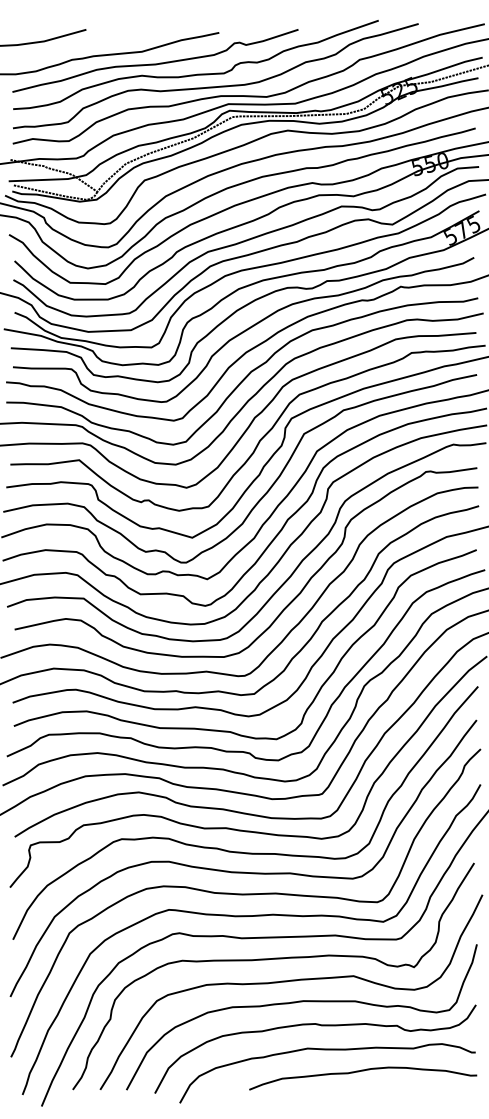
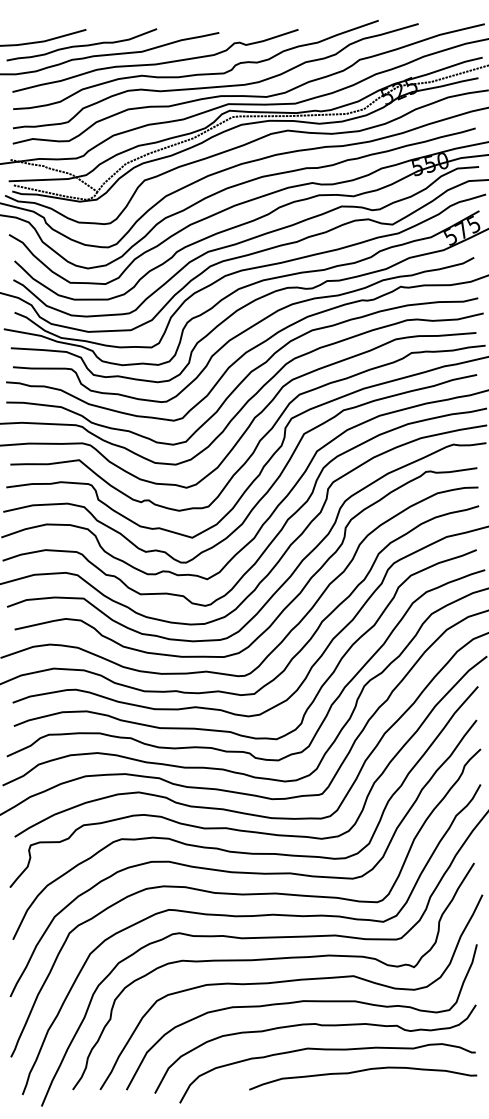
part: none -> present (81, 44)
